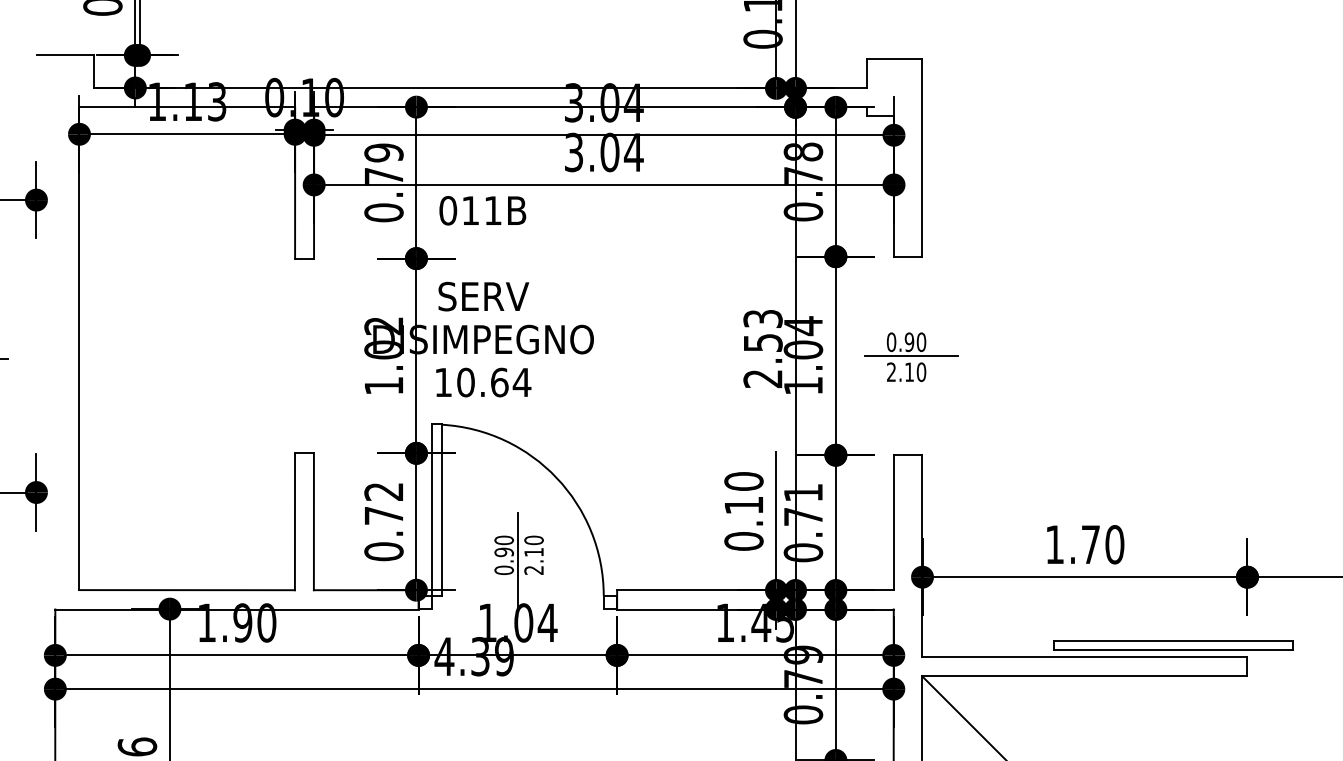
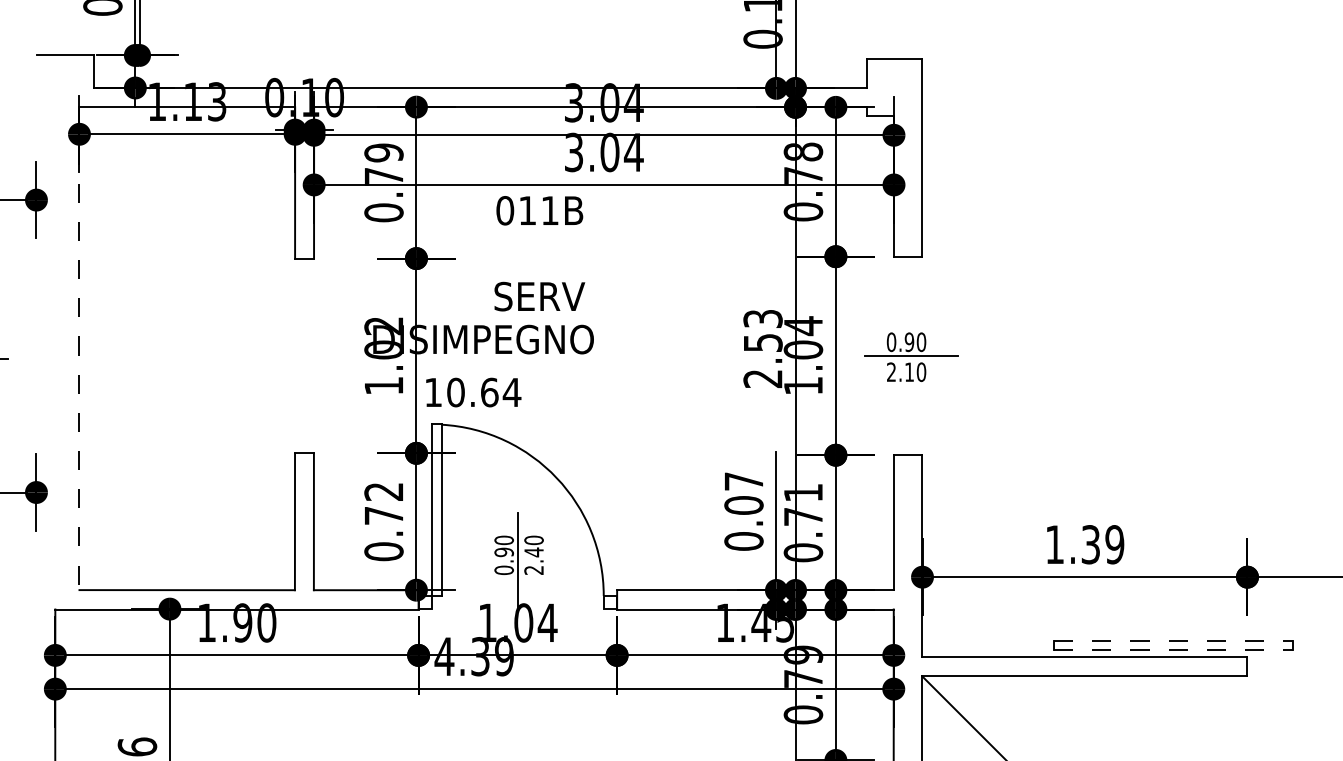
text position: (482, 210) -> (539, 210) (539, 210)
text position: (483, 296) -> (539, 296) (539, 296)
line: solid -> dashed (79, 349)
text position: (483, 382) -> (473, 392) (473, 392)
text: 0.10 -> 0.07 (743, 493)
text: 1.70 -> 1.39 (1102, 544)
text: 2.10 -> 2.40 (533, 552)
line: solid -> dashed (1173, 640)
line: solid -> dashed (1173, 650)
